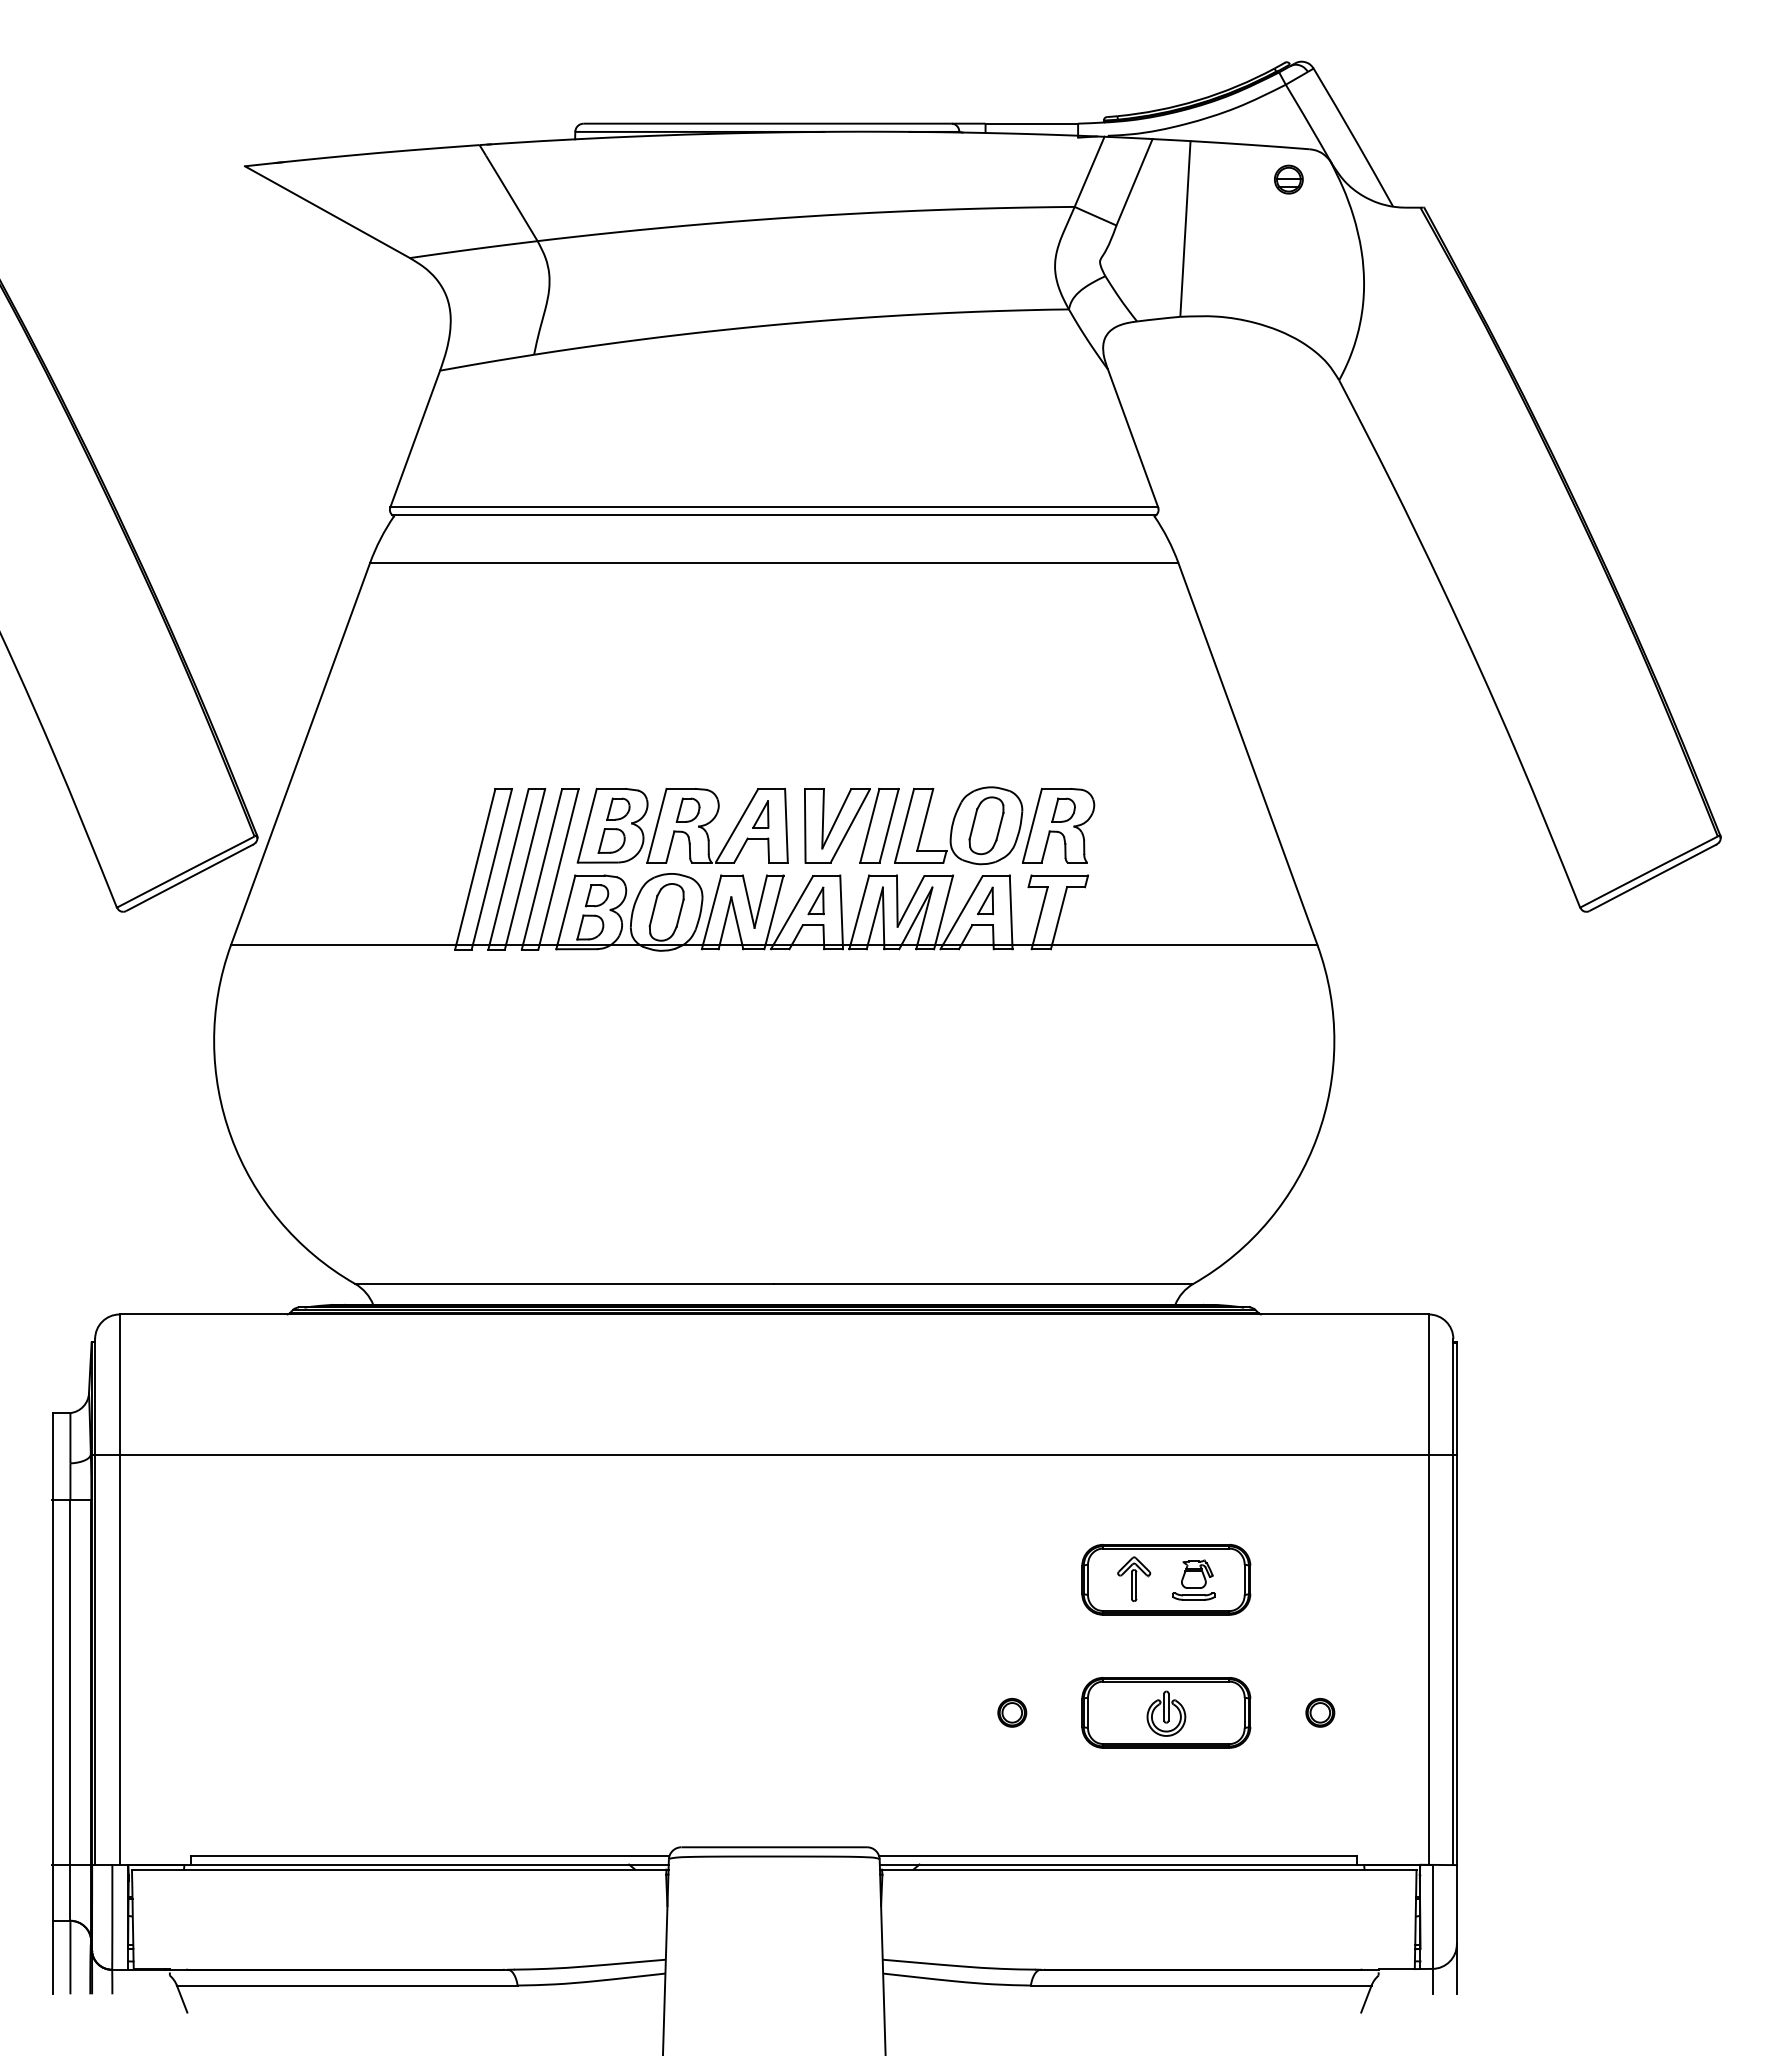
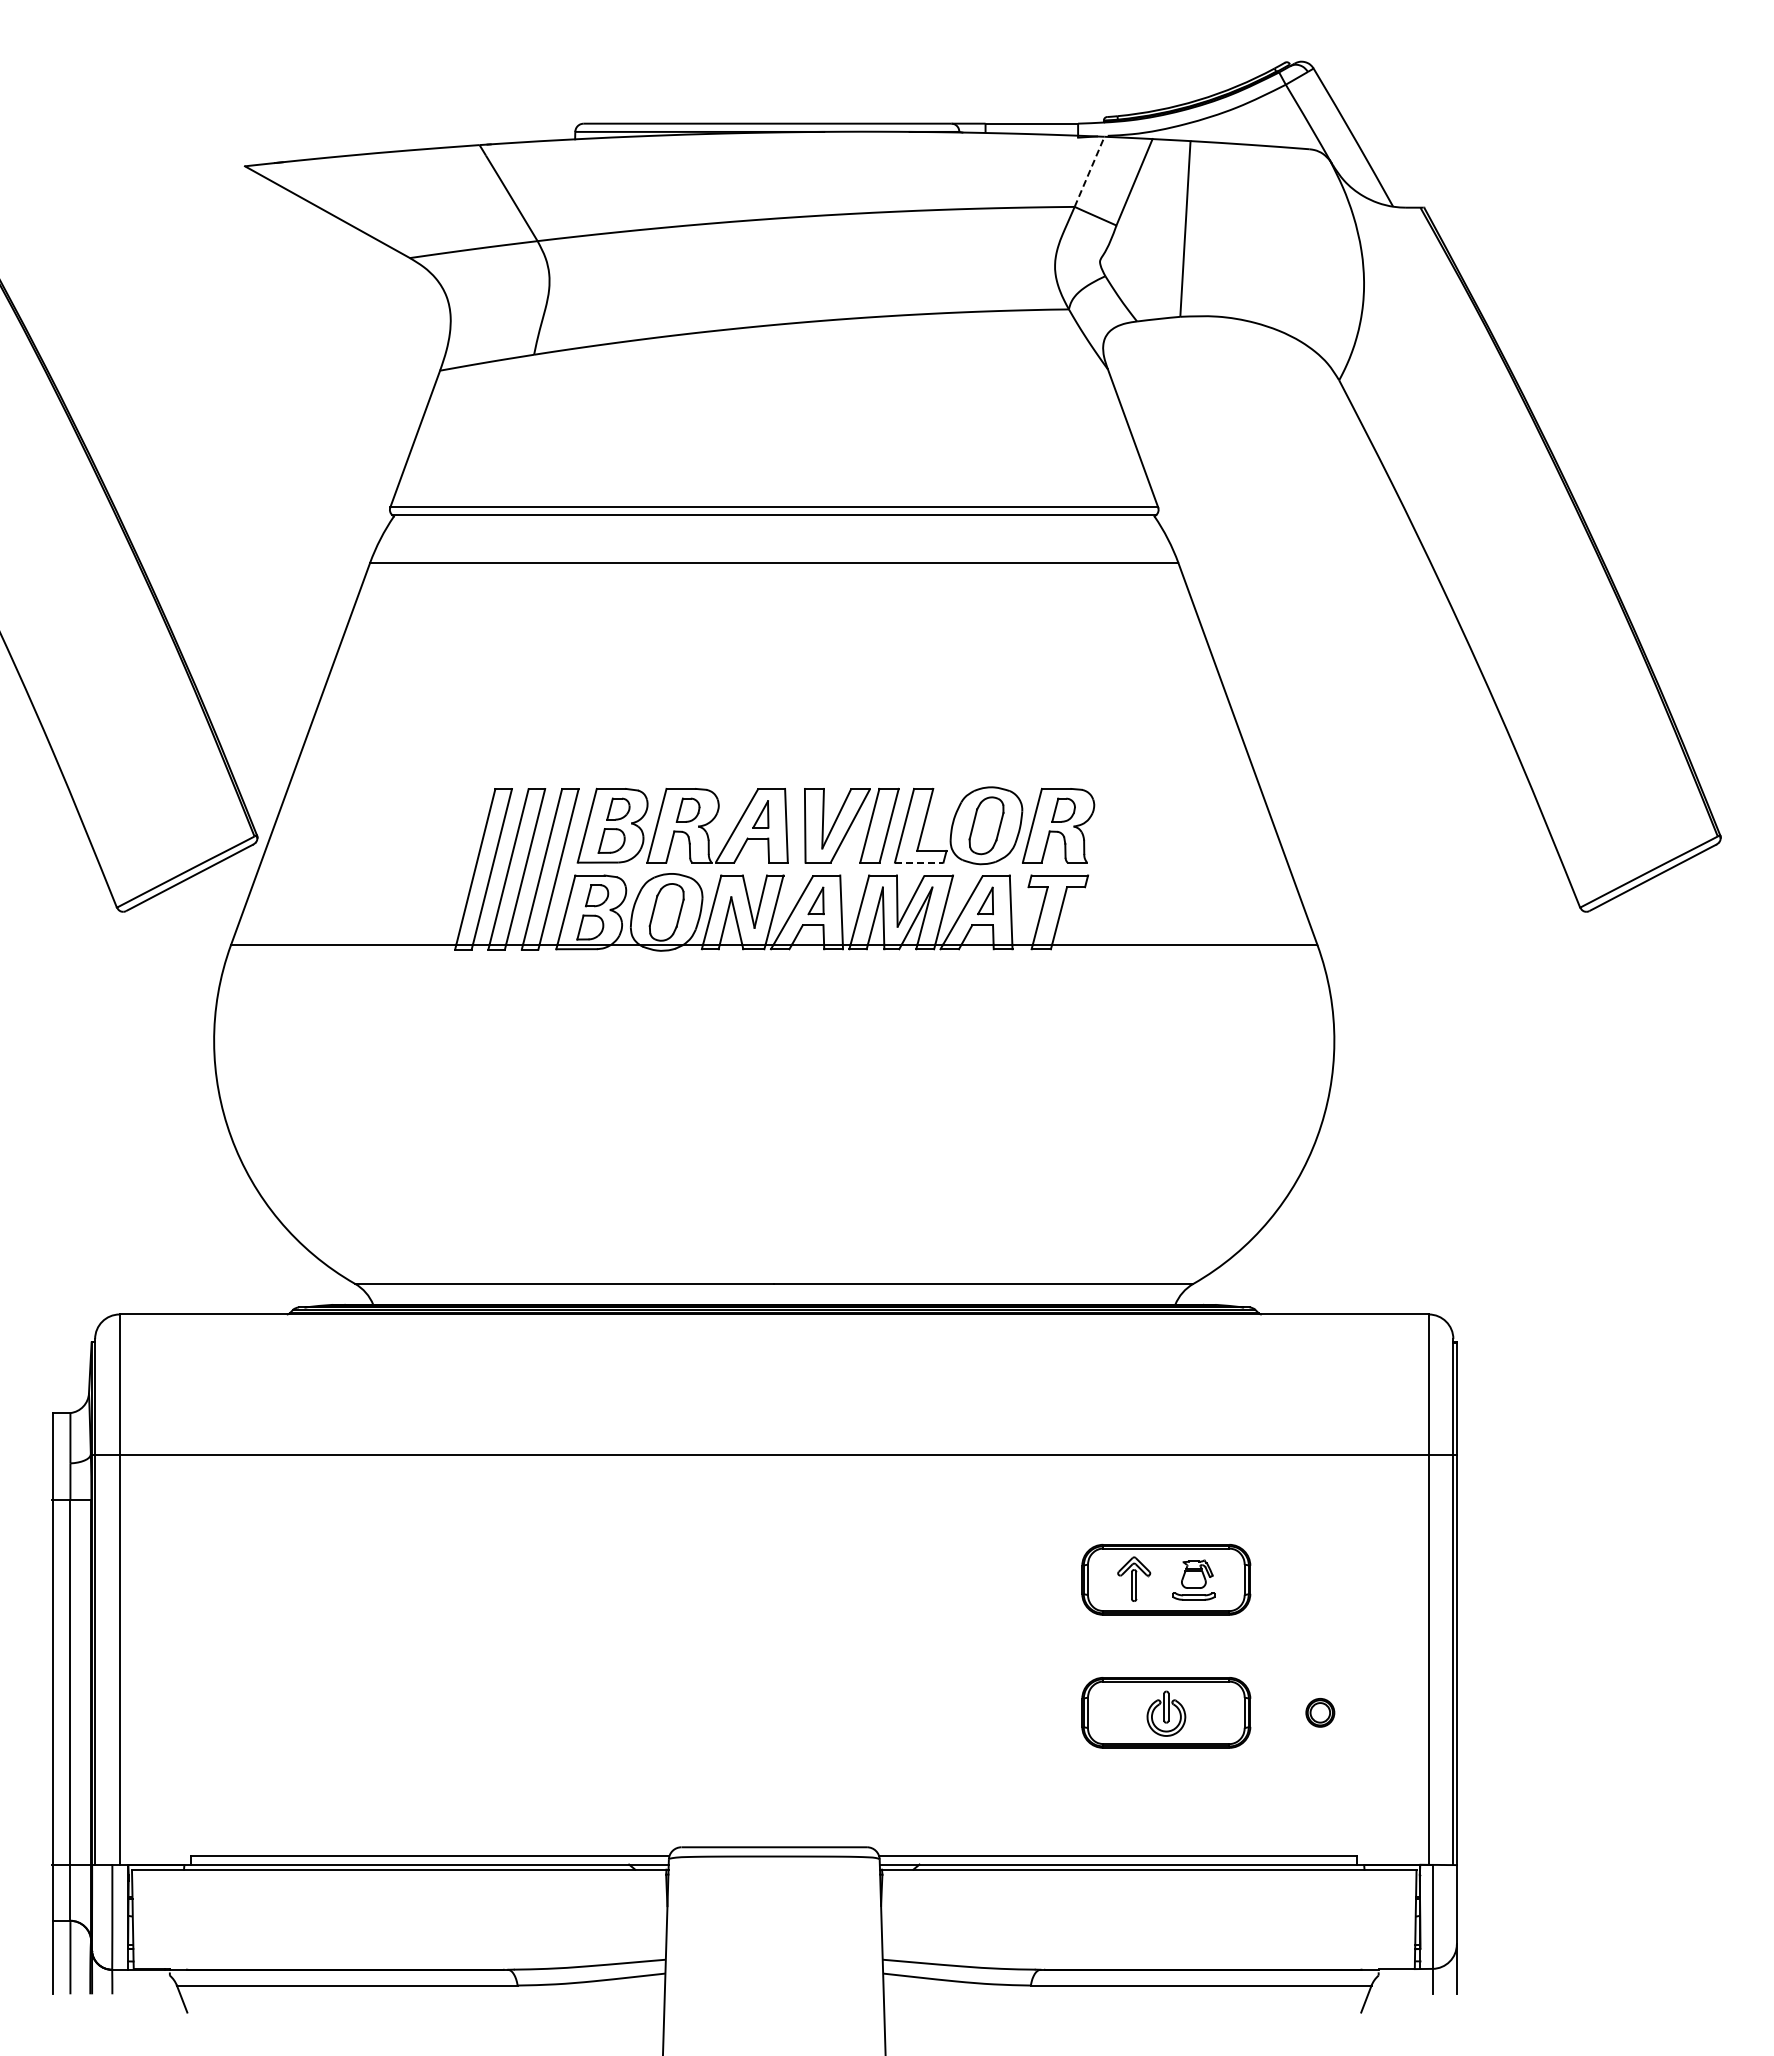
line: solid -> dashed (1089, 171)
part: present -> none (1288, 179)
line: solid -> dashed (919, 862)
part: present -> none (1012, 1712)
